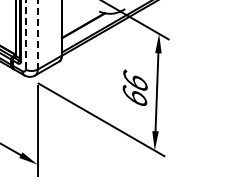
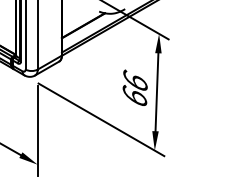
line: dashed -> solid (25, 34)
line: dashed -> solid (37, 34)
